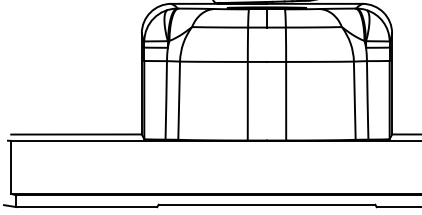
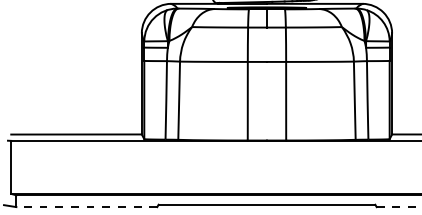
line: solid -> dashed (86, 207)
line: solid -> dashed (399, 207)
